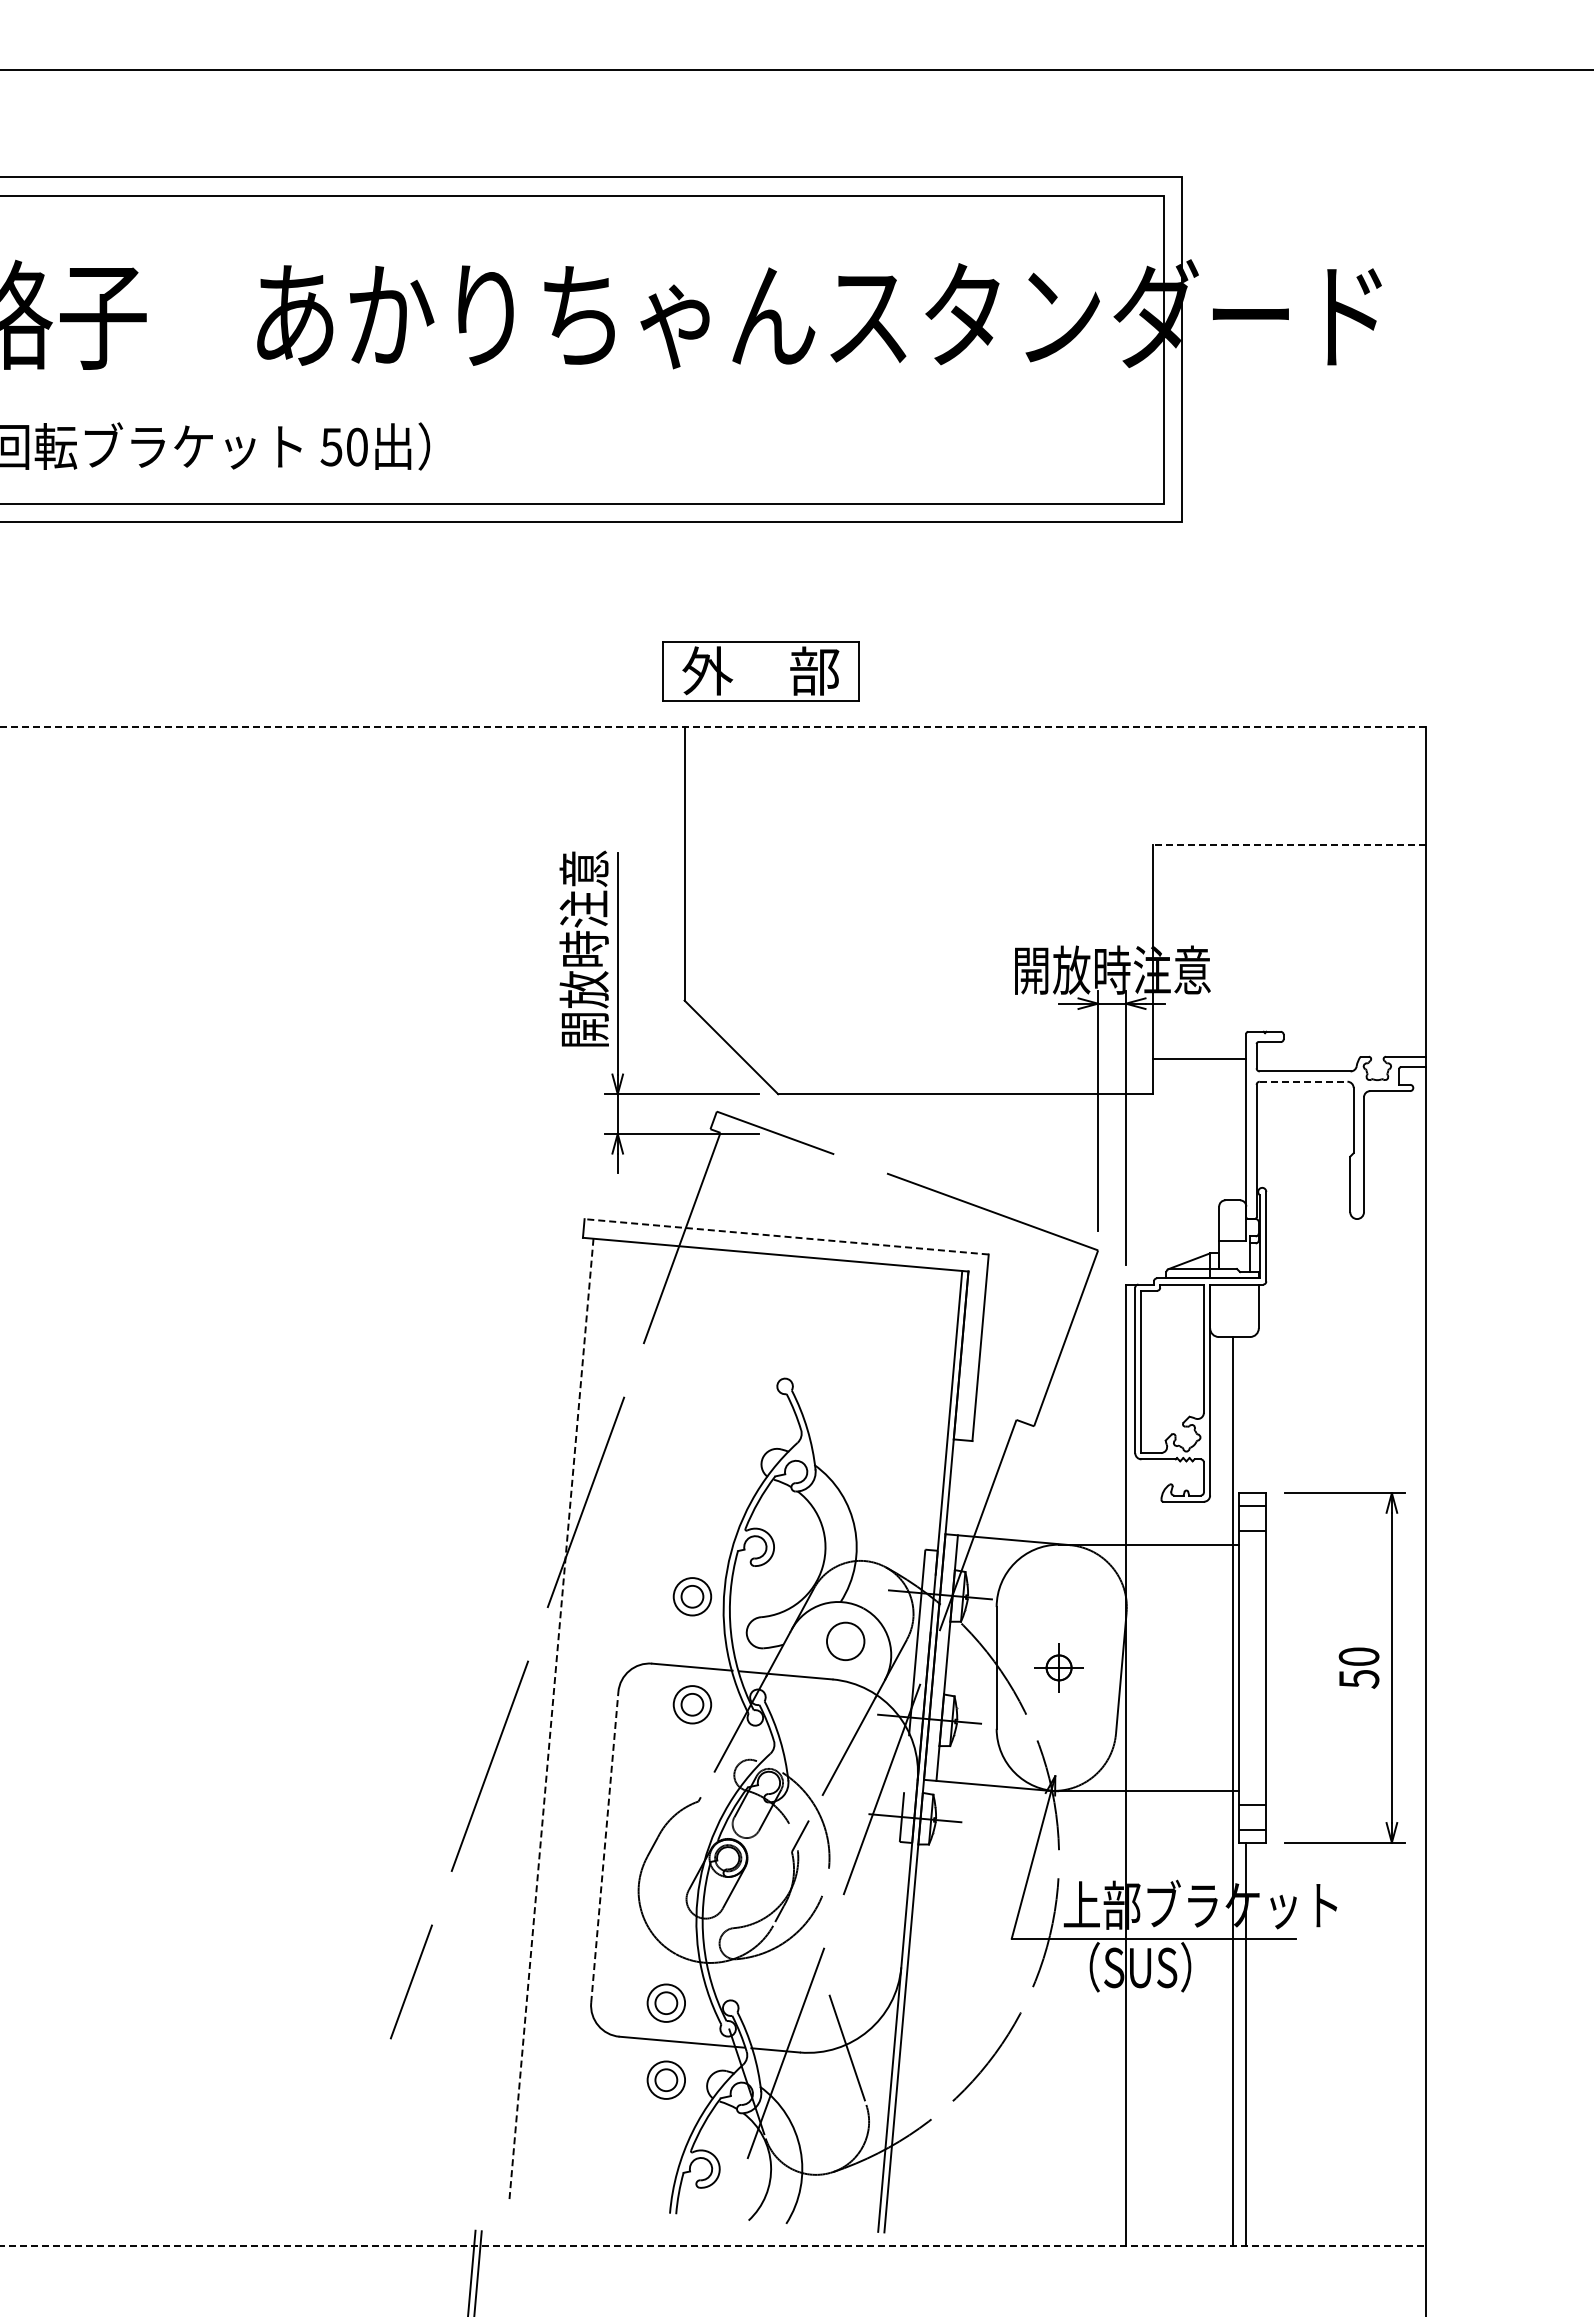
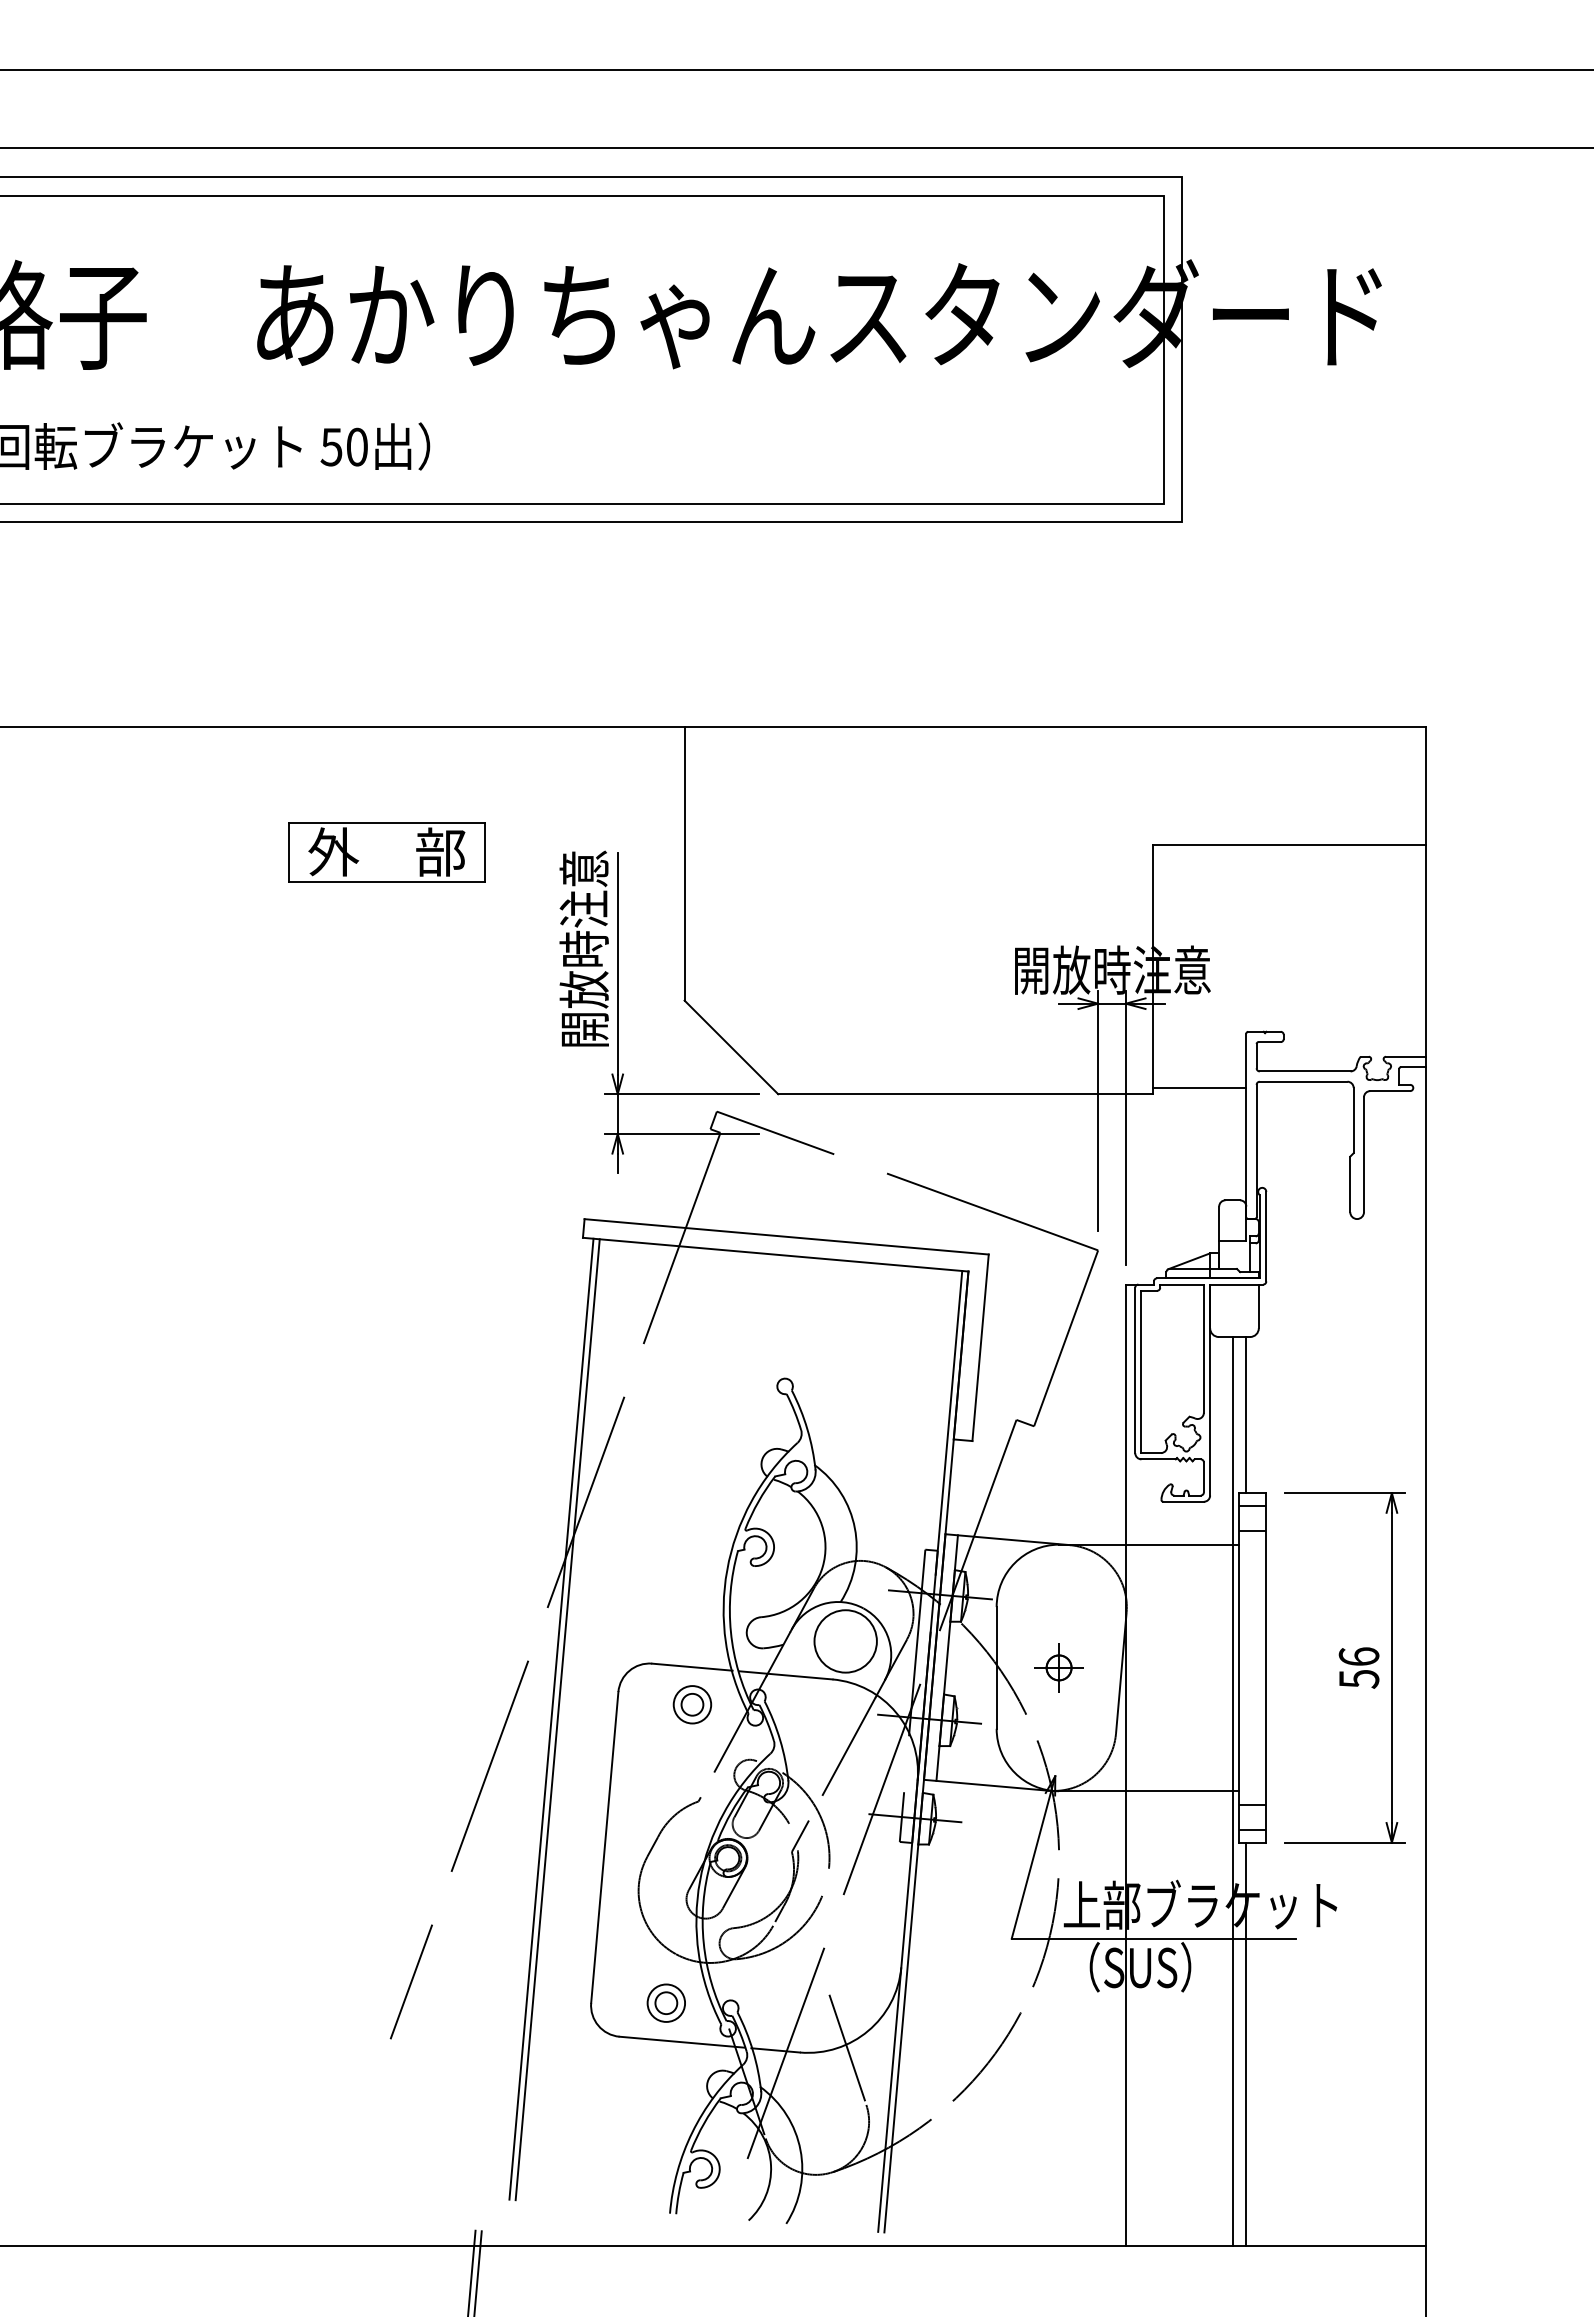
line: none -> present (796, 148)
part position: (760, 671) -> (386, 852) (386, 852)
line: dashed -> solid (712, 726)
line: dashed -> solid (1288, 844)
line position: (1199, 1058) -> (1199, 1087) (1199, 1087)
line: dashed -> solid (1303, 1081)
line: dashed -> solid (786, 1236)
line: none -> present (1246, 1415)
part: present -> none (692, 1596)
circle diameter: 37 px -> 62 px (845, 1641)
text: 50 -> 56 (1358, 1656)
line: dashed -> solid (551, 1719)
line: none -> present (557, 1719)
line: dashed -> solid (604, 1846)
part: present -> none (665, 2079)
line: dashed -> solid (713, 2245)
